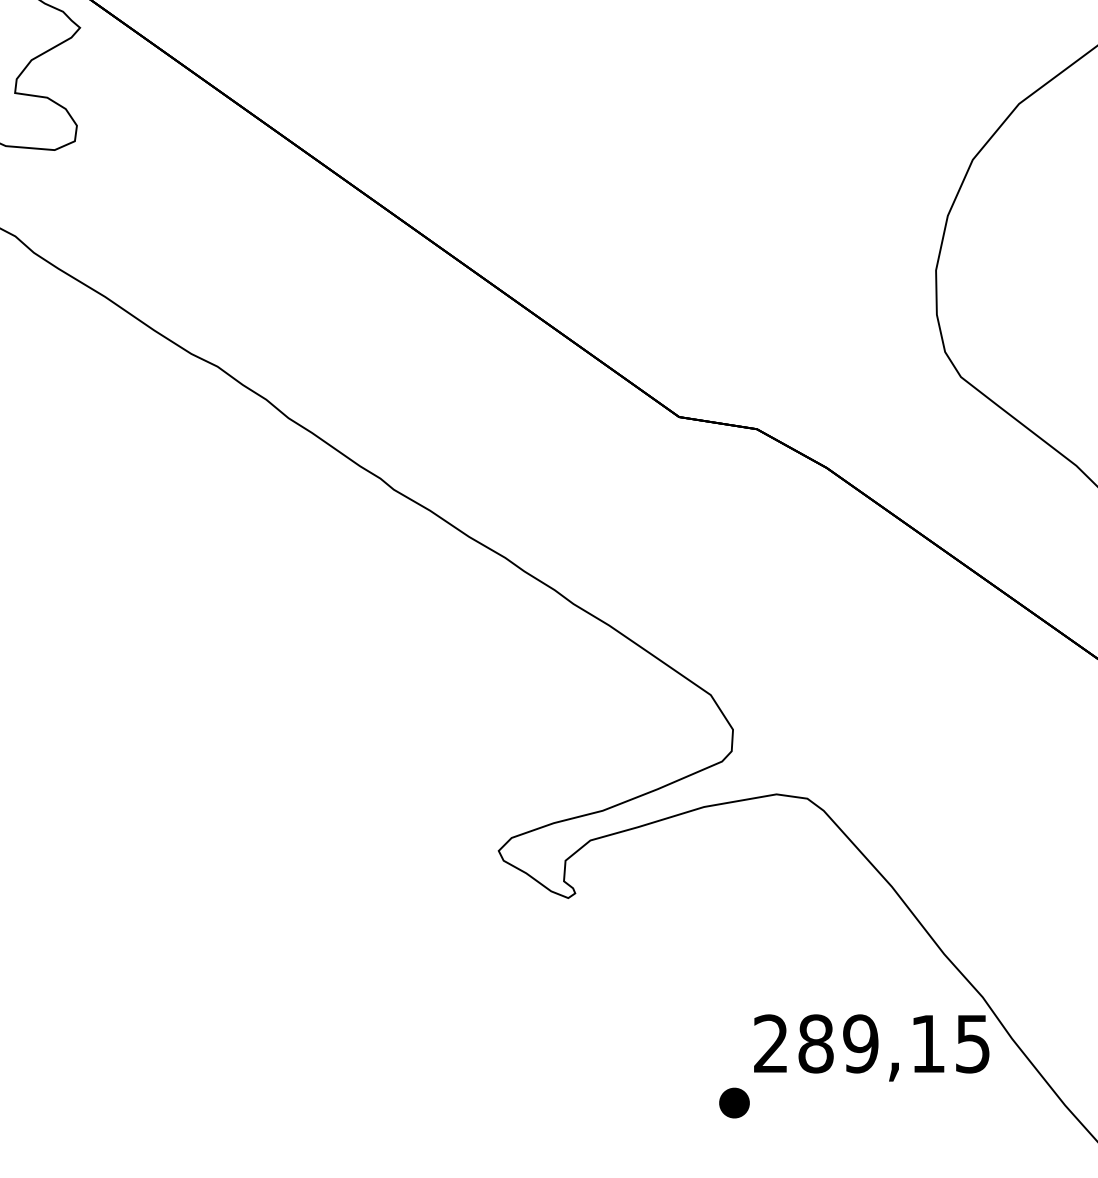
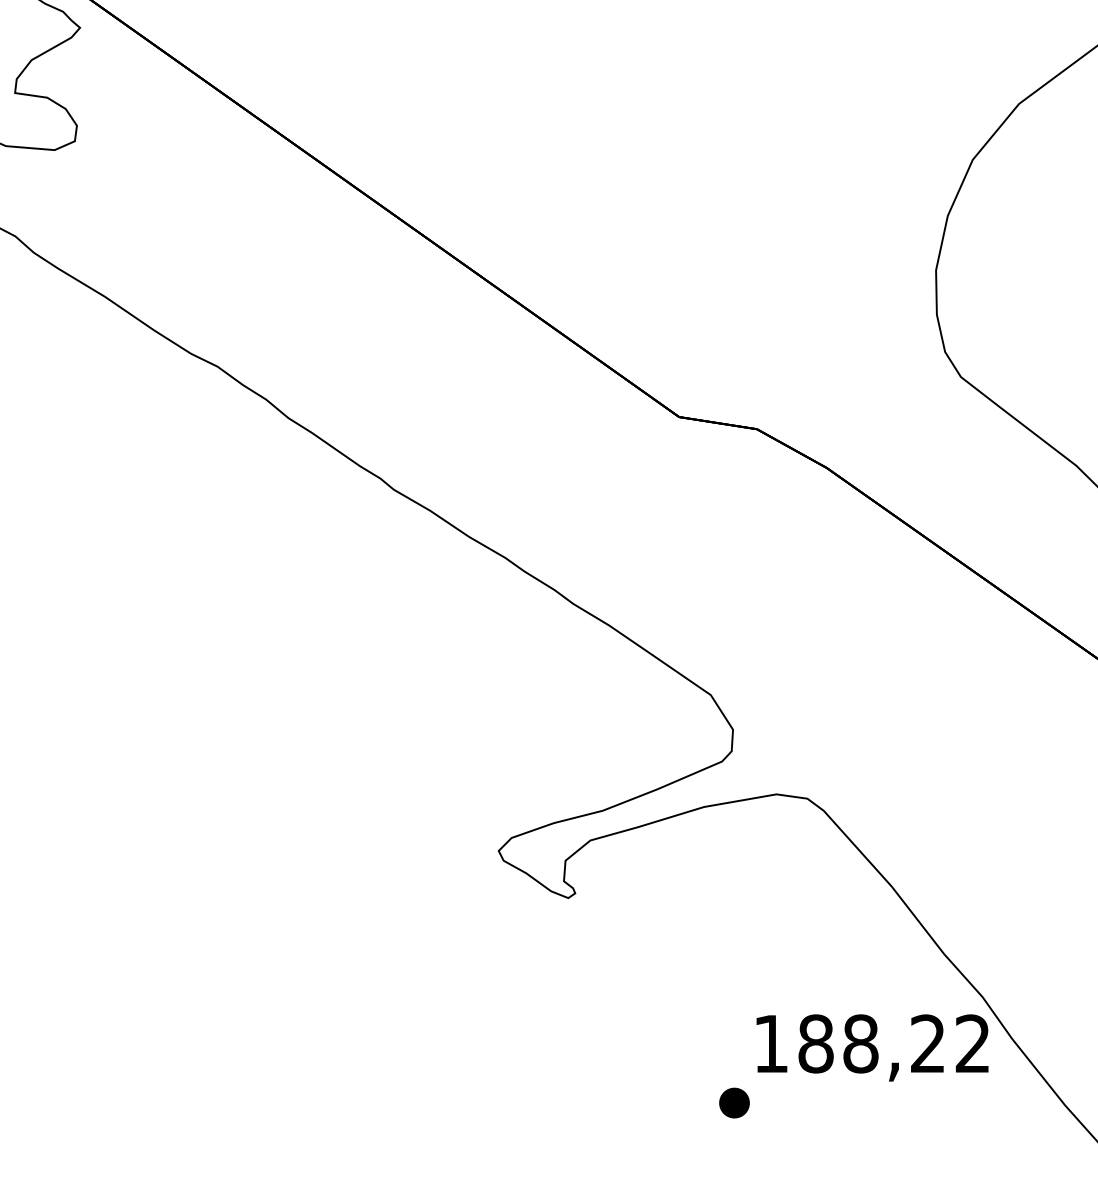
text: 289,15 -> 188,22 (871, 1043)
